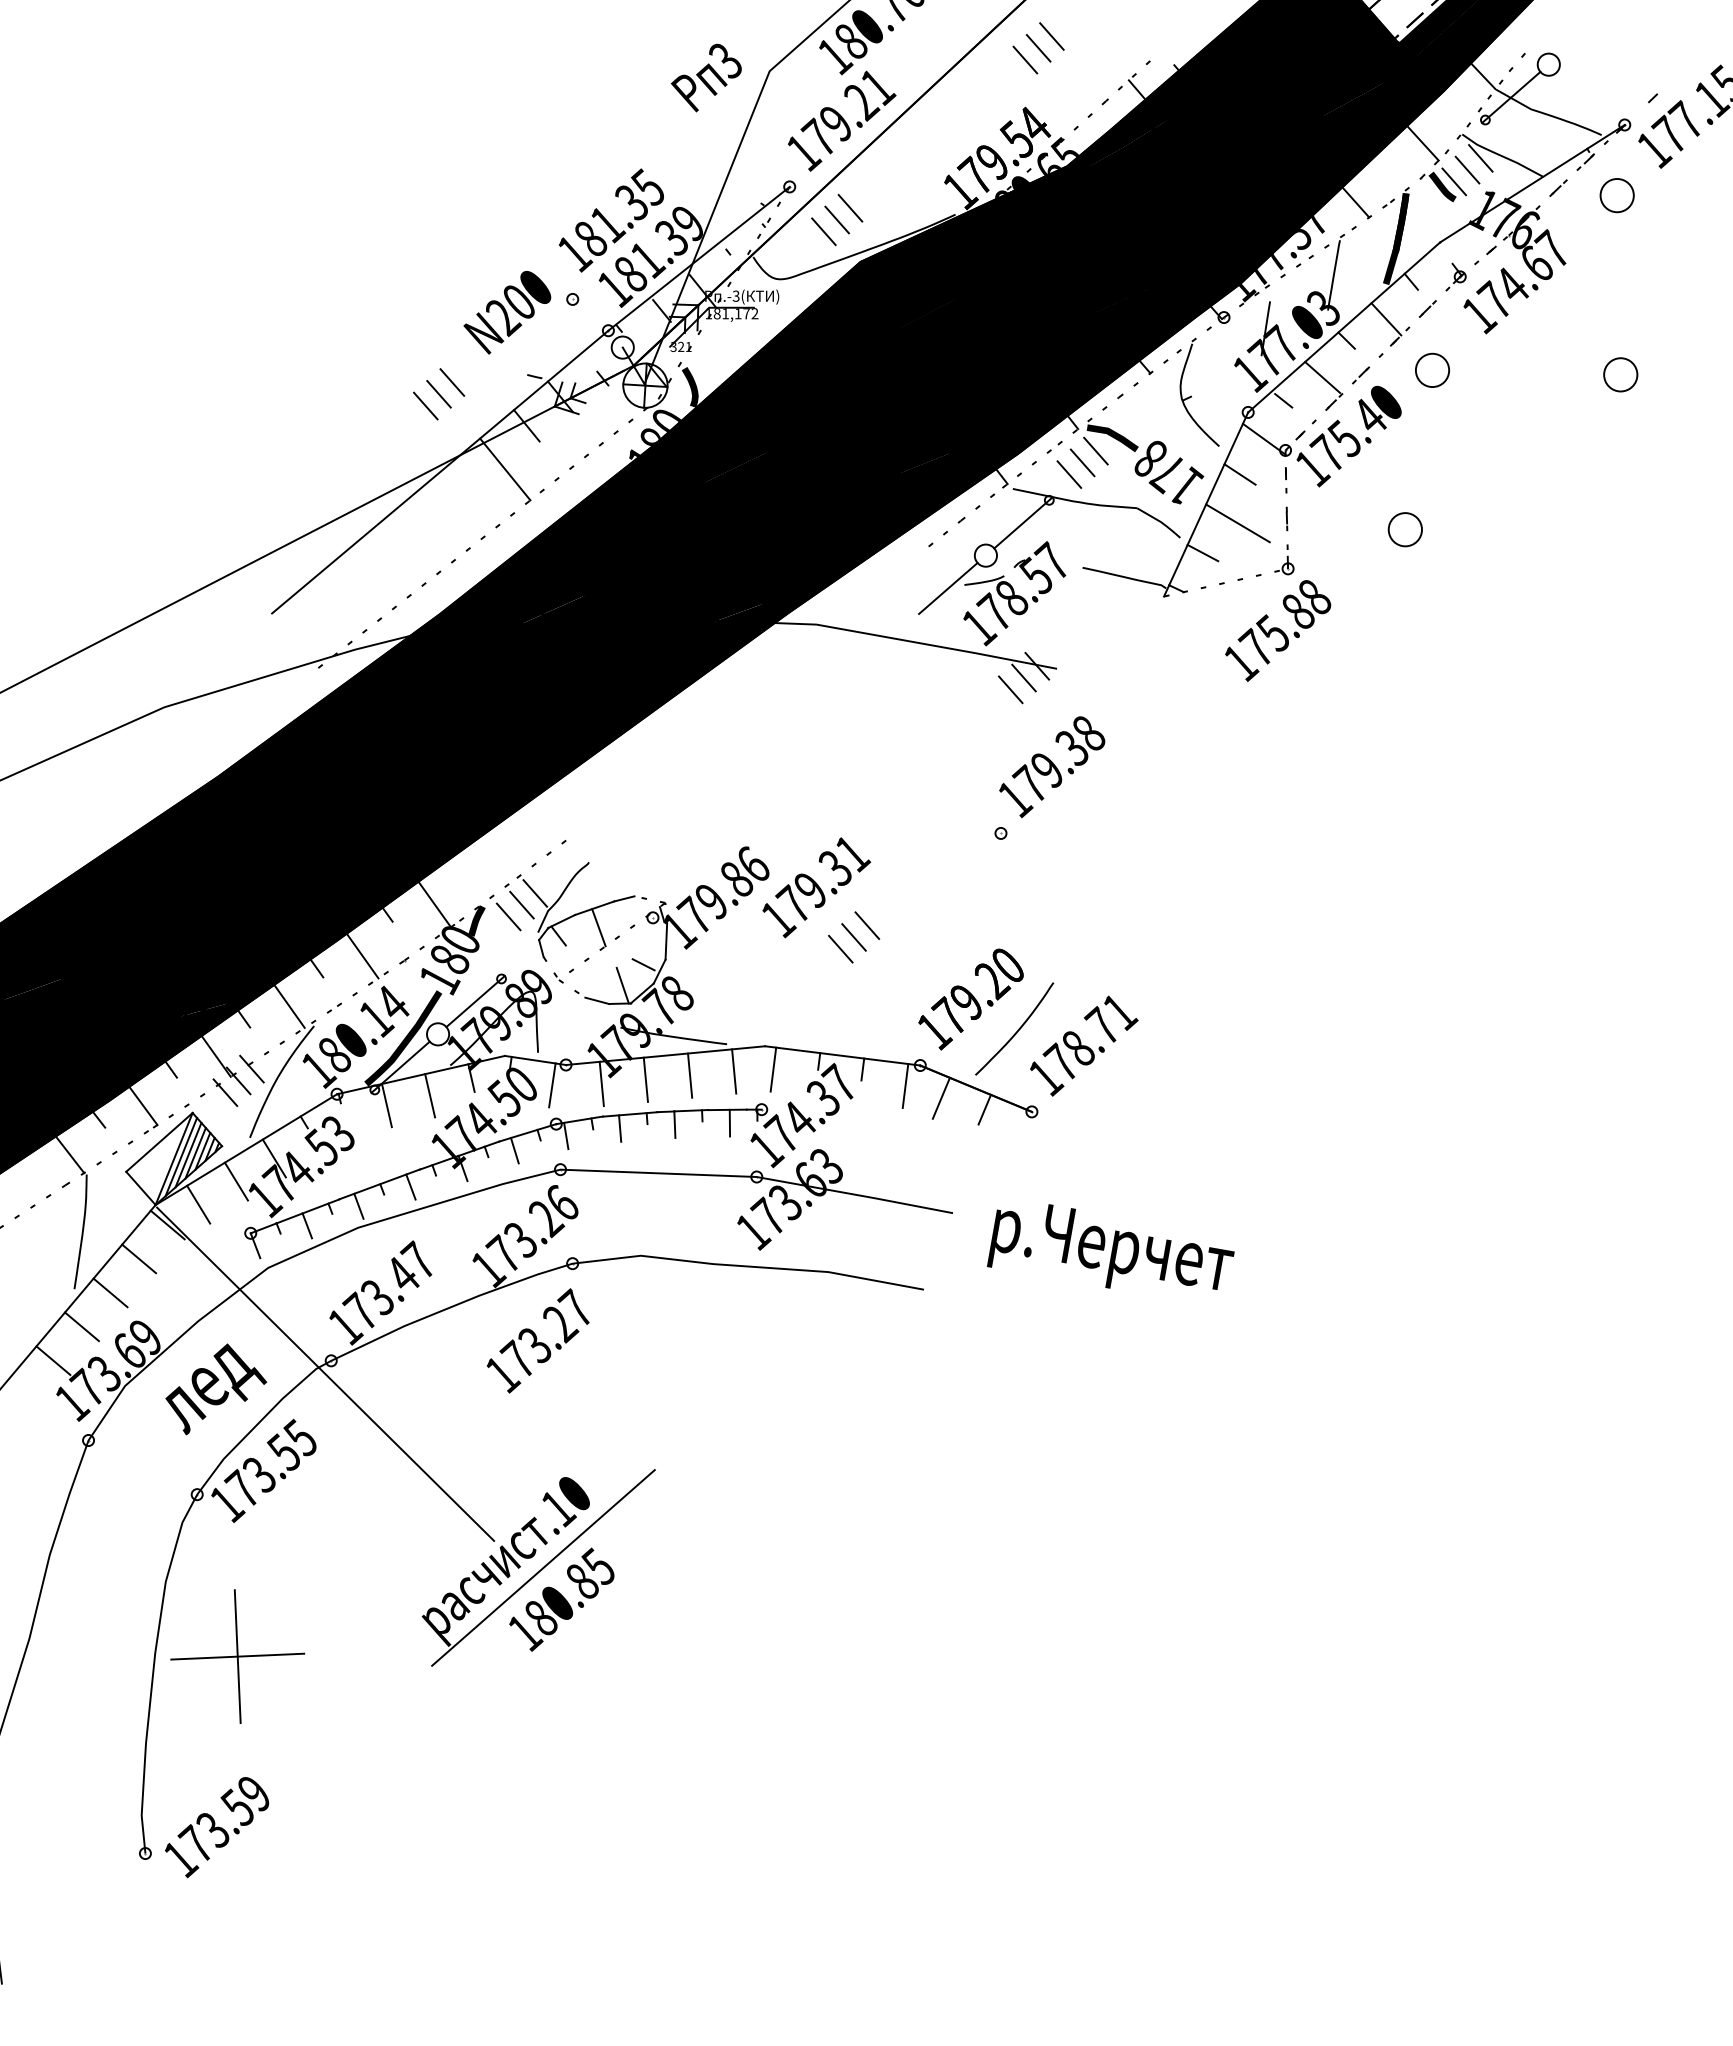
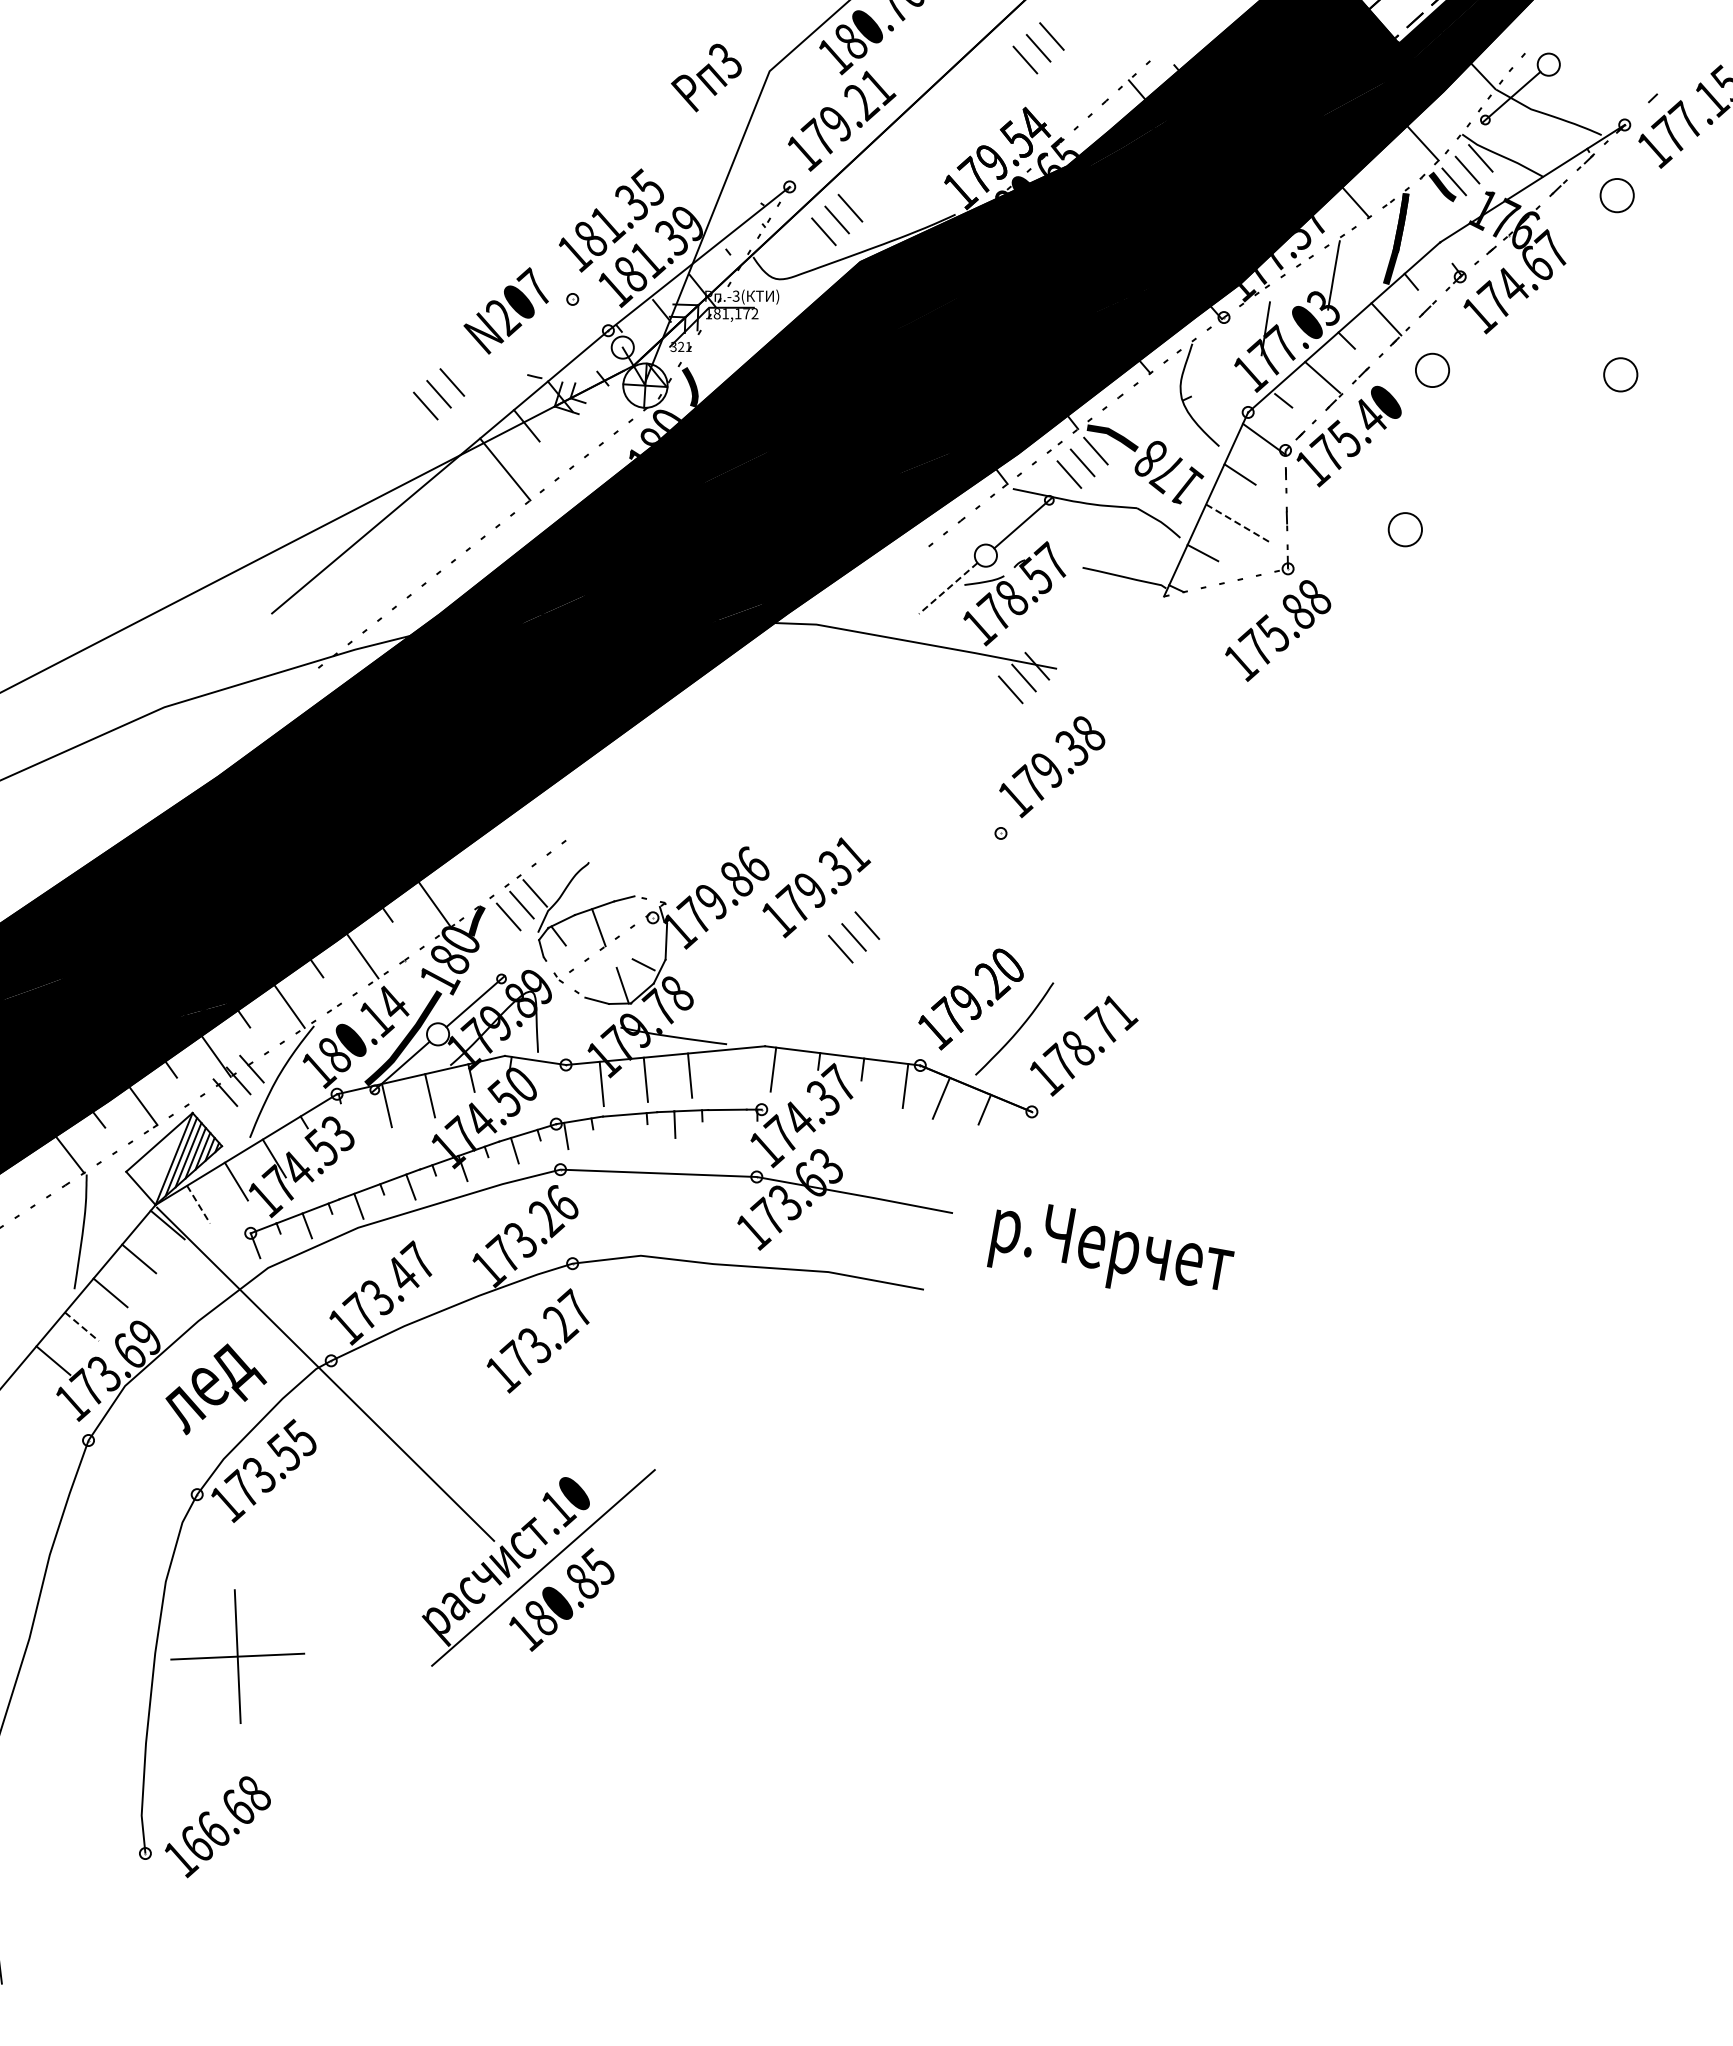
text: N200 -> N207 (529, 290)
line: solid -> dashed (1237, 523)
line: solid -> dashed (948, 588)
line: present -> none (734, 1071)
line: present -> none (552, 1085)
line: present -> none (729, 1122)
line: present -> none (620, 1128)
line: solid -> dashed (198, 1205)
line: solid -> dashed (82, 1327)
text: 173.59 -> 166.68 (223, 1818)
